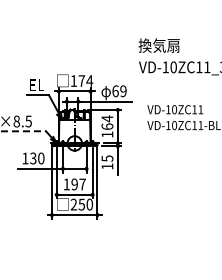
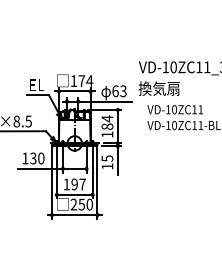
text position: (158, 45) -> (158, 88) (158, 88)
text: 69 -> 63 (123, 91)
text: 164 -> 184 (107, 126)
line: dashed -> solid (23, 131)
